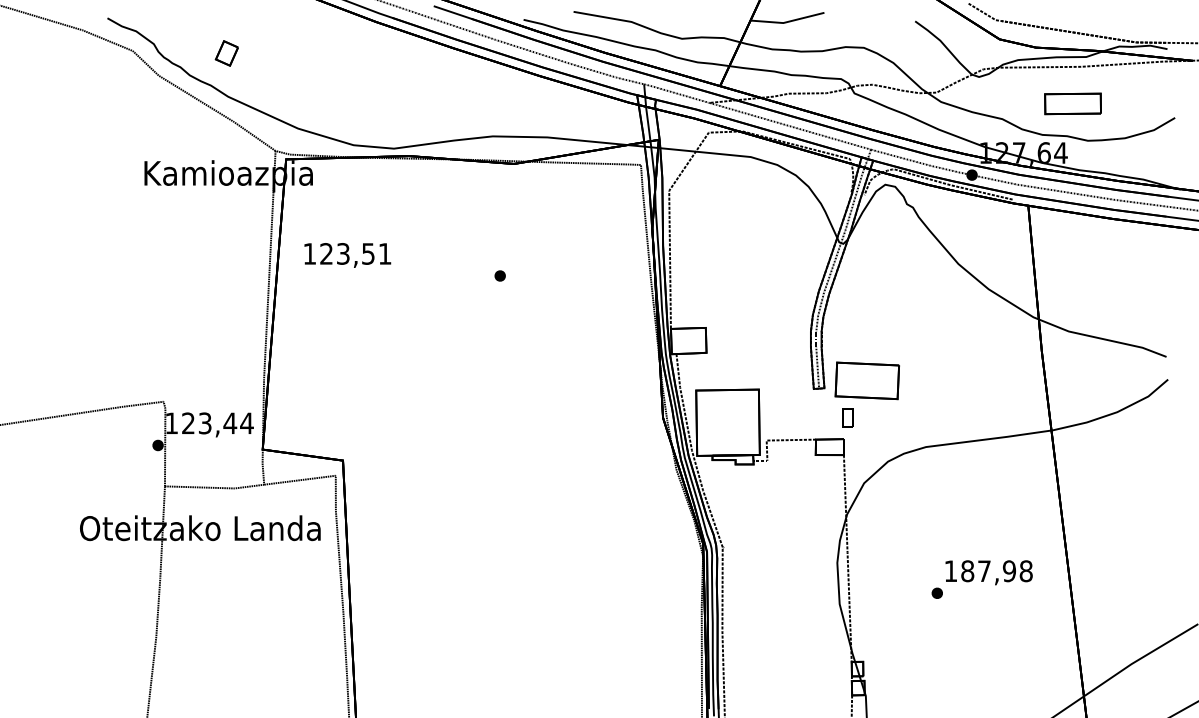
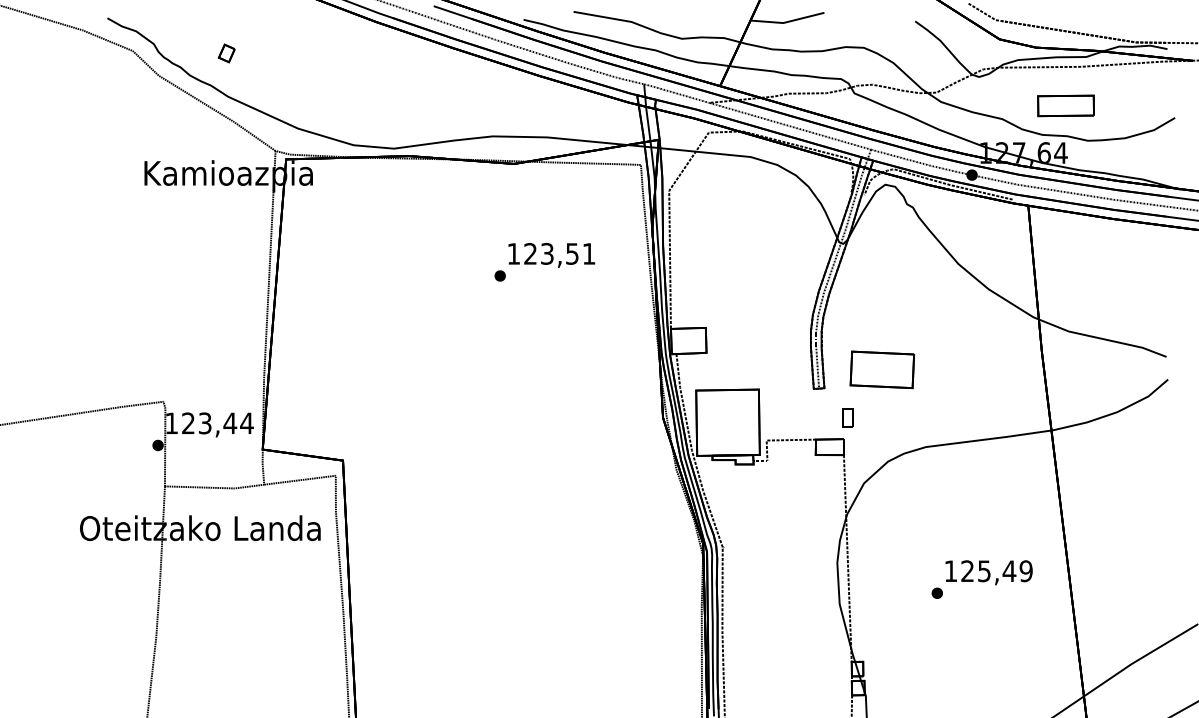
part size: 25x27 px -> 19x21 px (226, 53)
part position: (1072, 103) -> (1065, 105) (1065, 105)
text position: (347, 255) -> (551, 255) (551, 255)
part position: (866, 380) -> (881, 369) (881, 369)
text: 187,98 -> 125,49 (996, 571)
